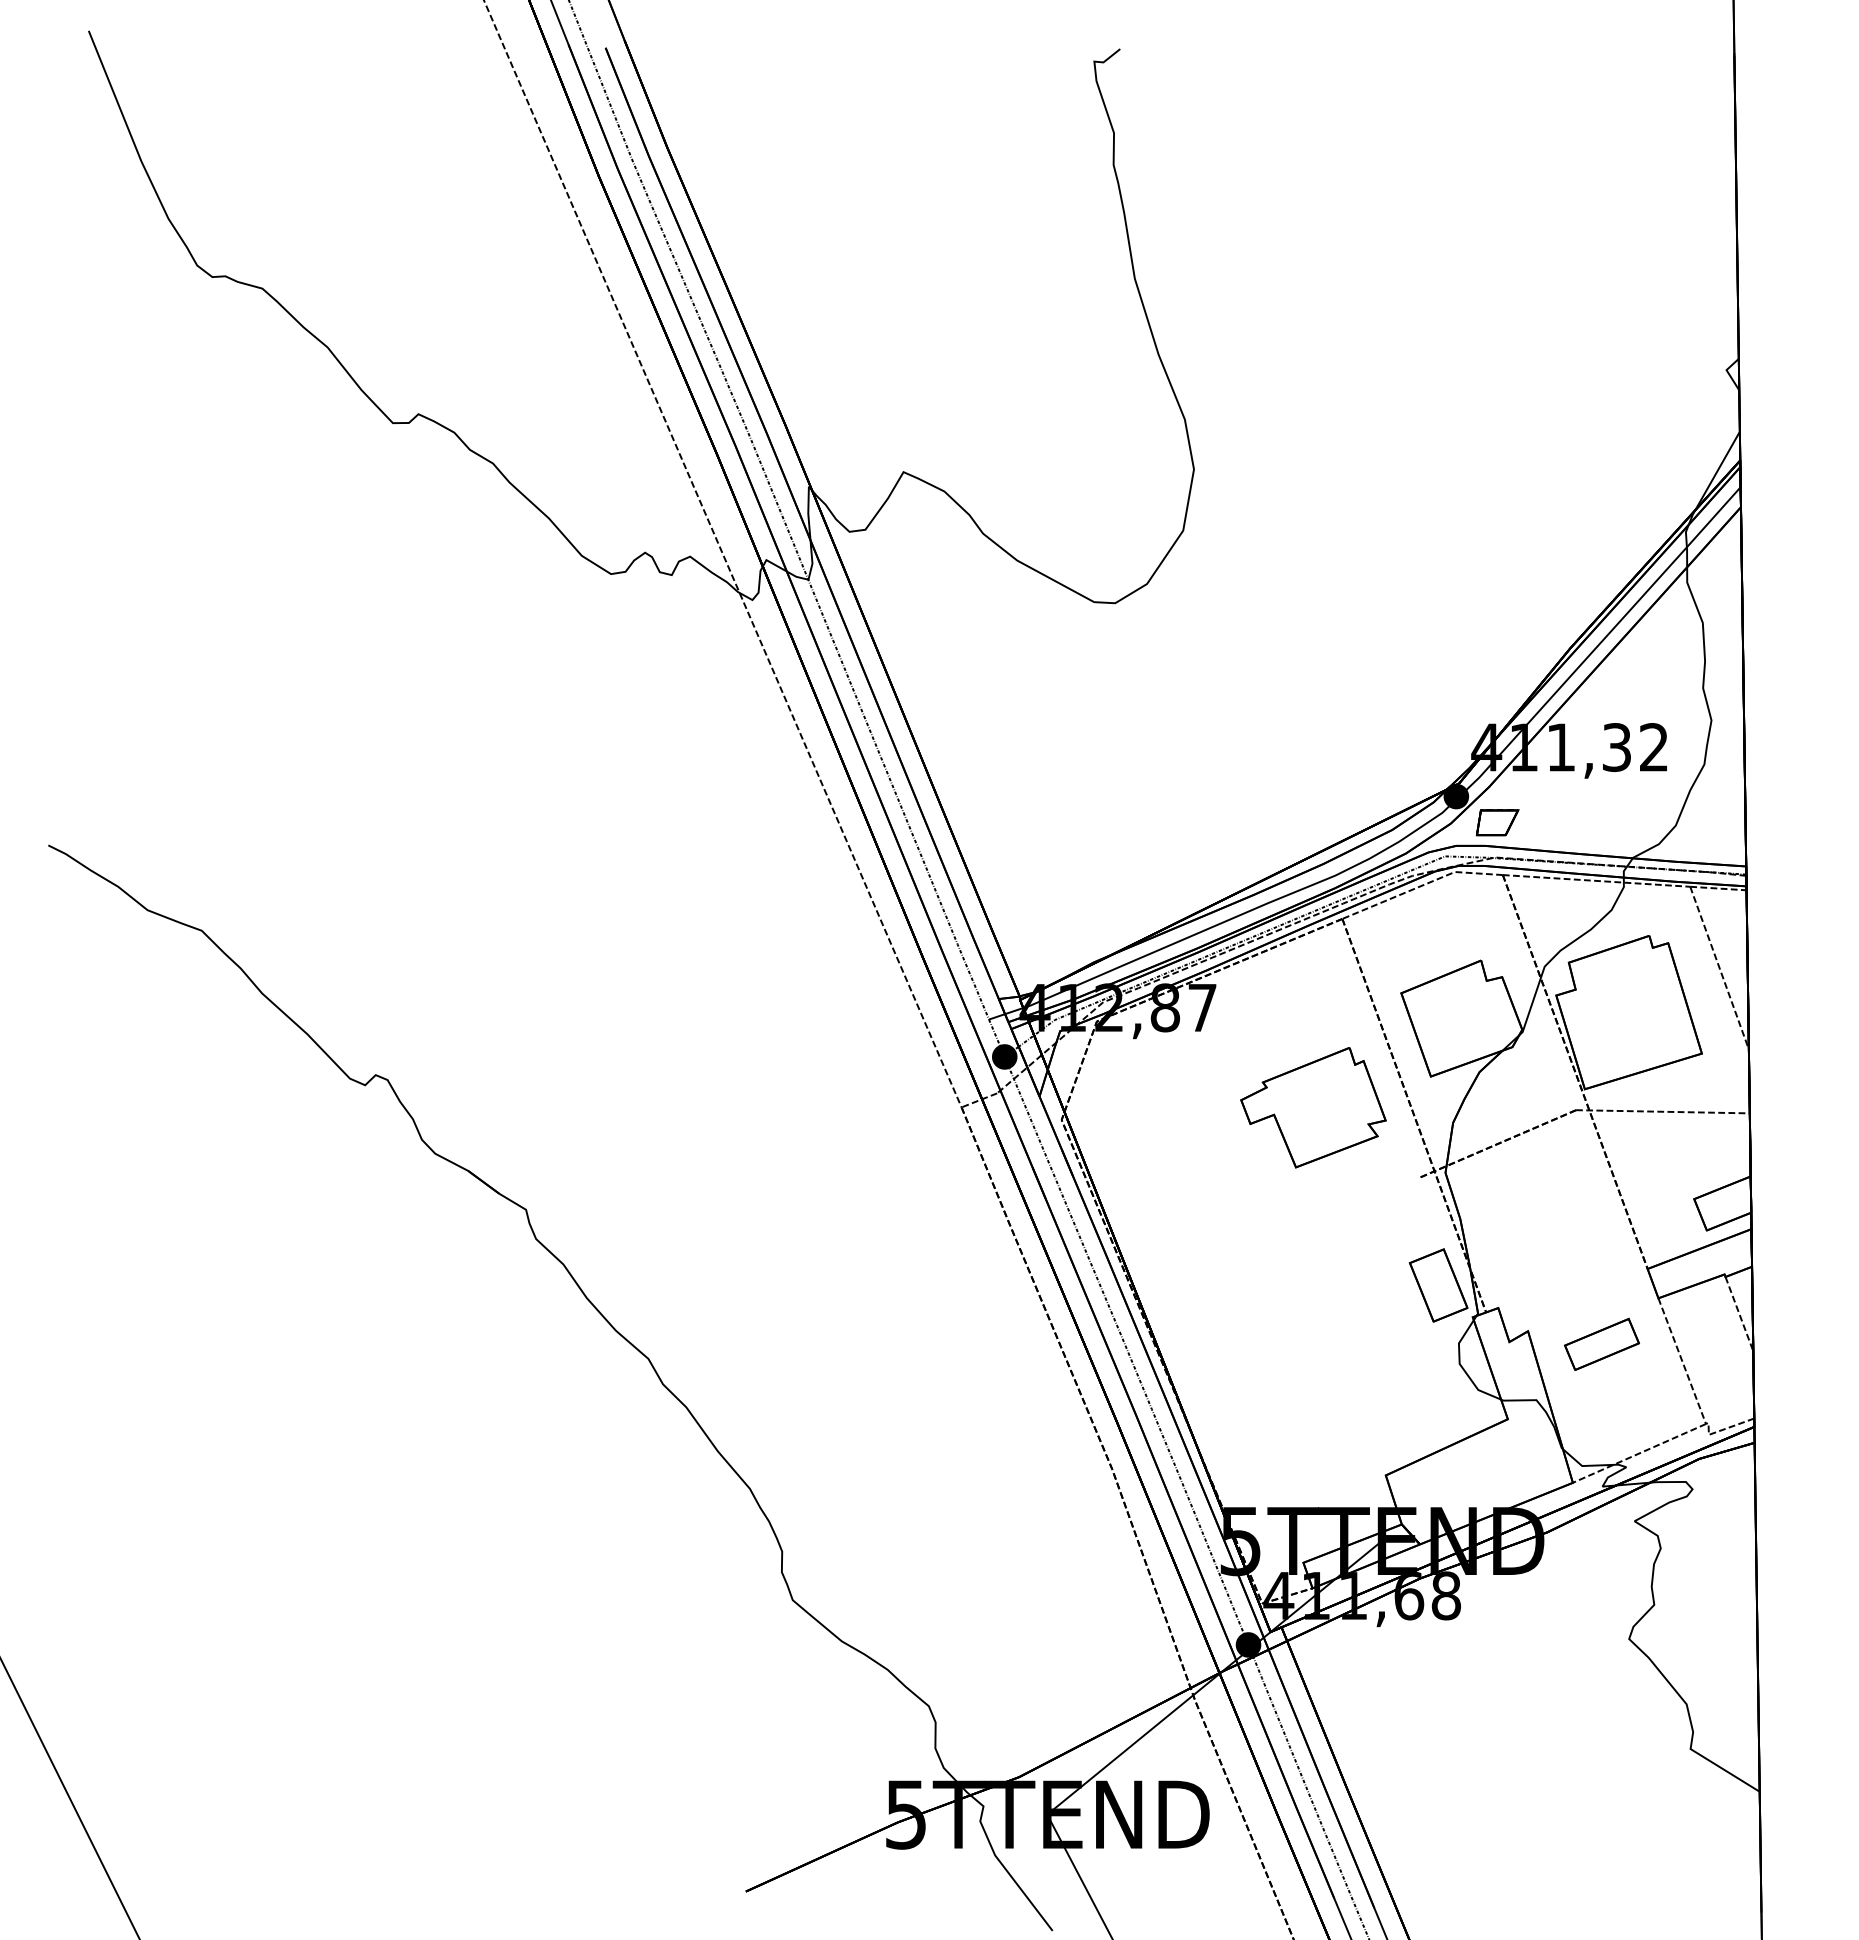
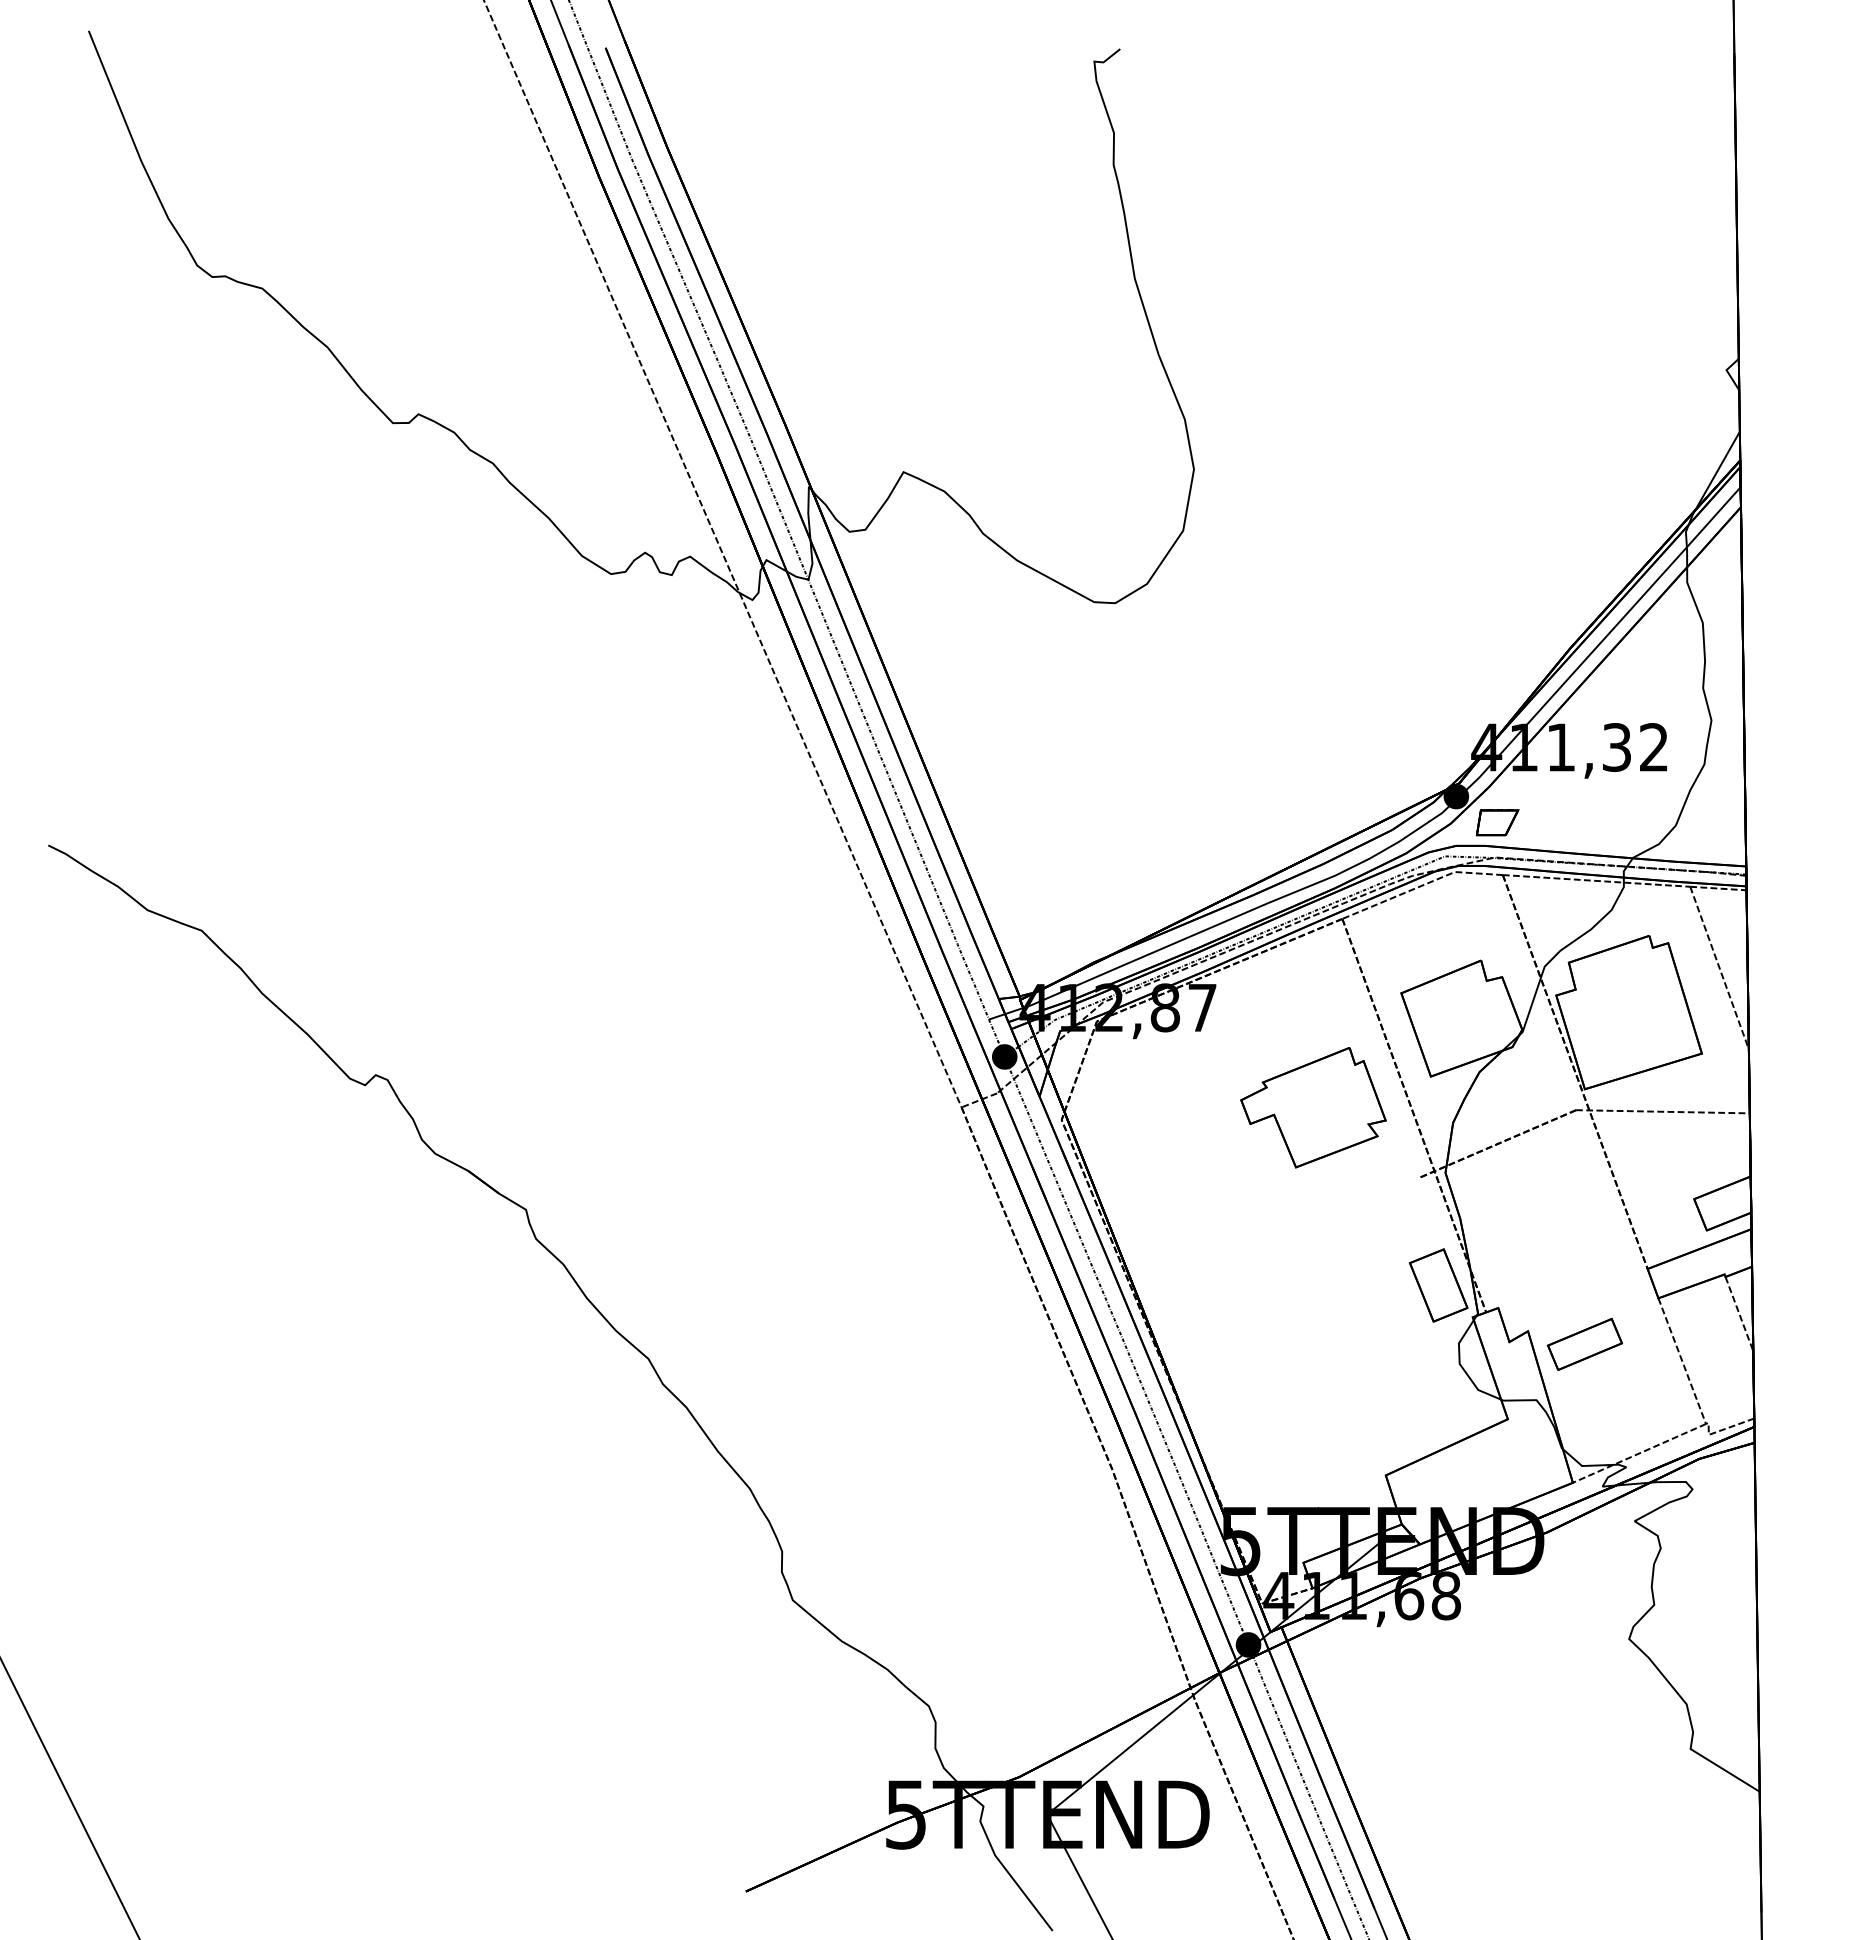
part position: (1601, 1343) -> (1584, 1343) (1584, 1343)
